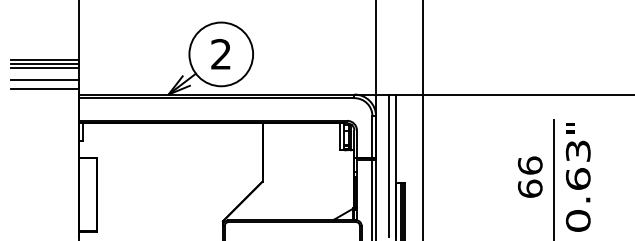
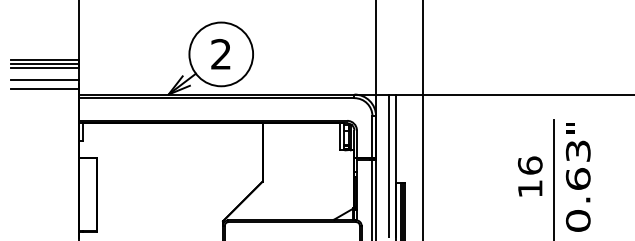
text: 66 -> 16 (529, 188)
